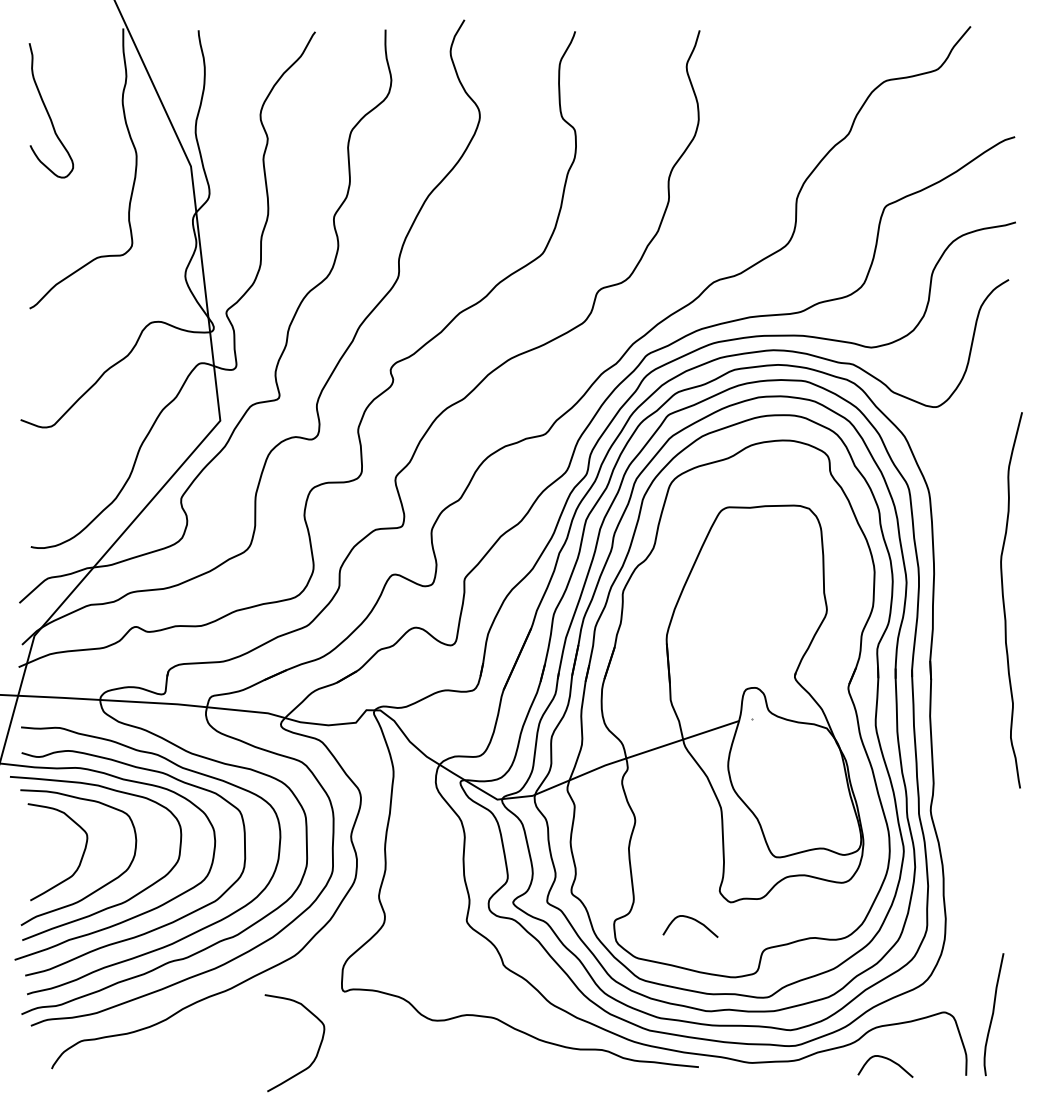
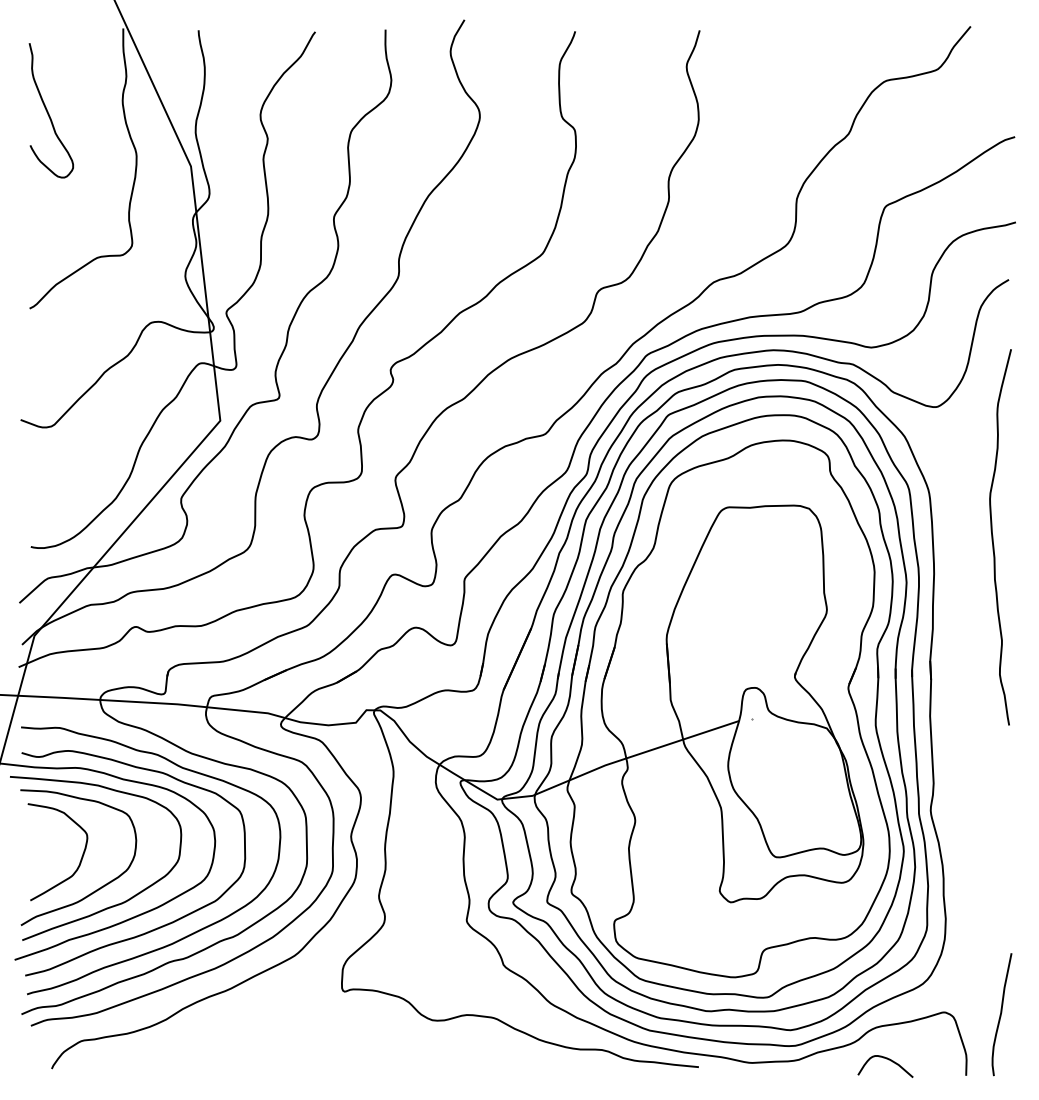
curve position: (1004, 600) -> (993, 537) (993, 537)
curve: present -> none (693, 920)
curve position: (993, 1014) -> (1001, 1014) (1001, 1014)
curve: present -> none (317, 1050)
